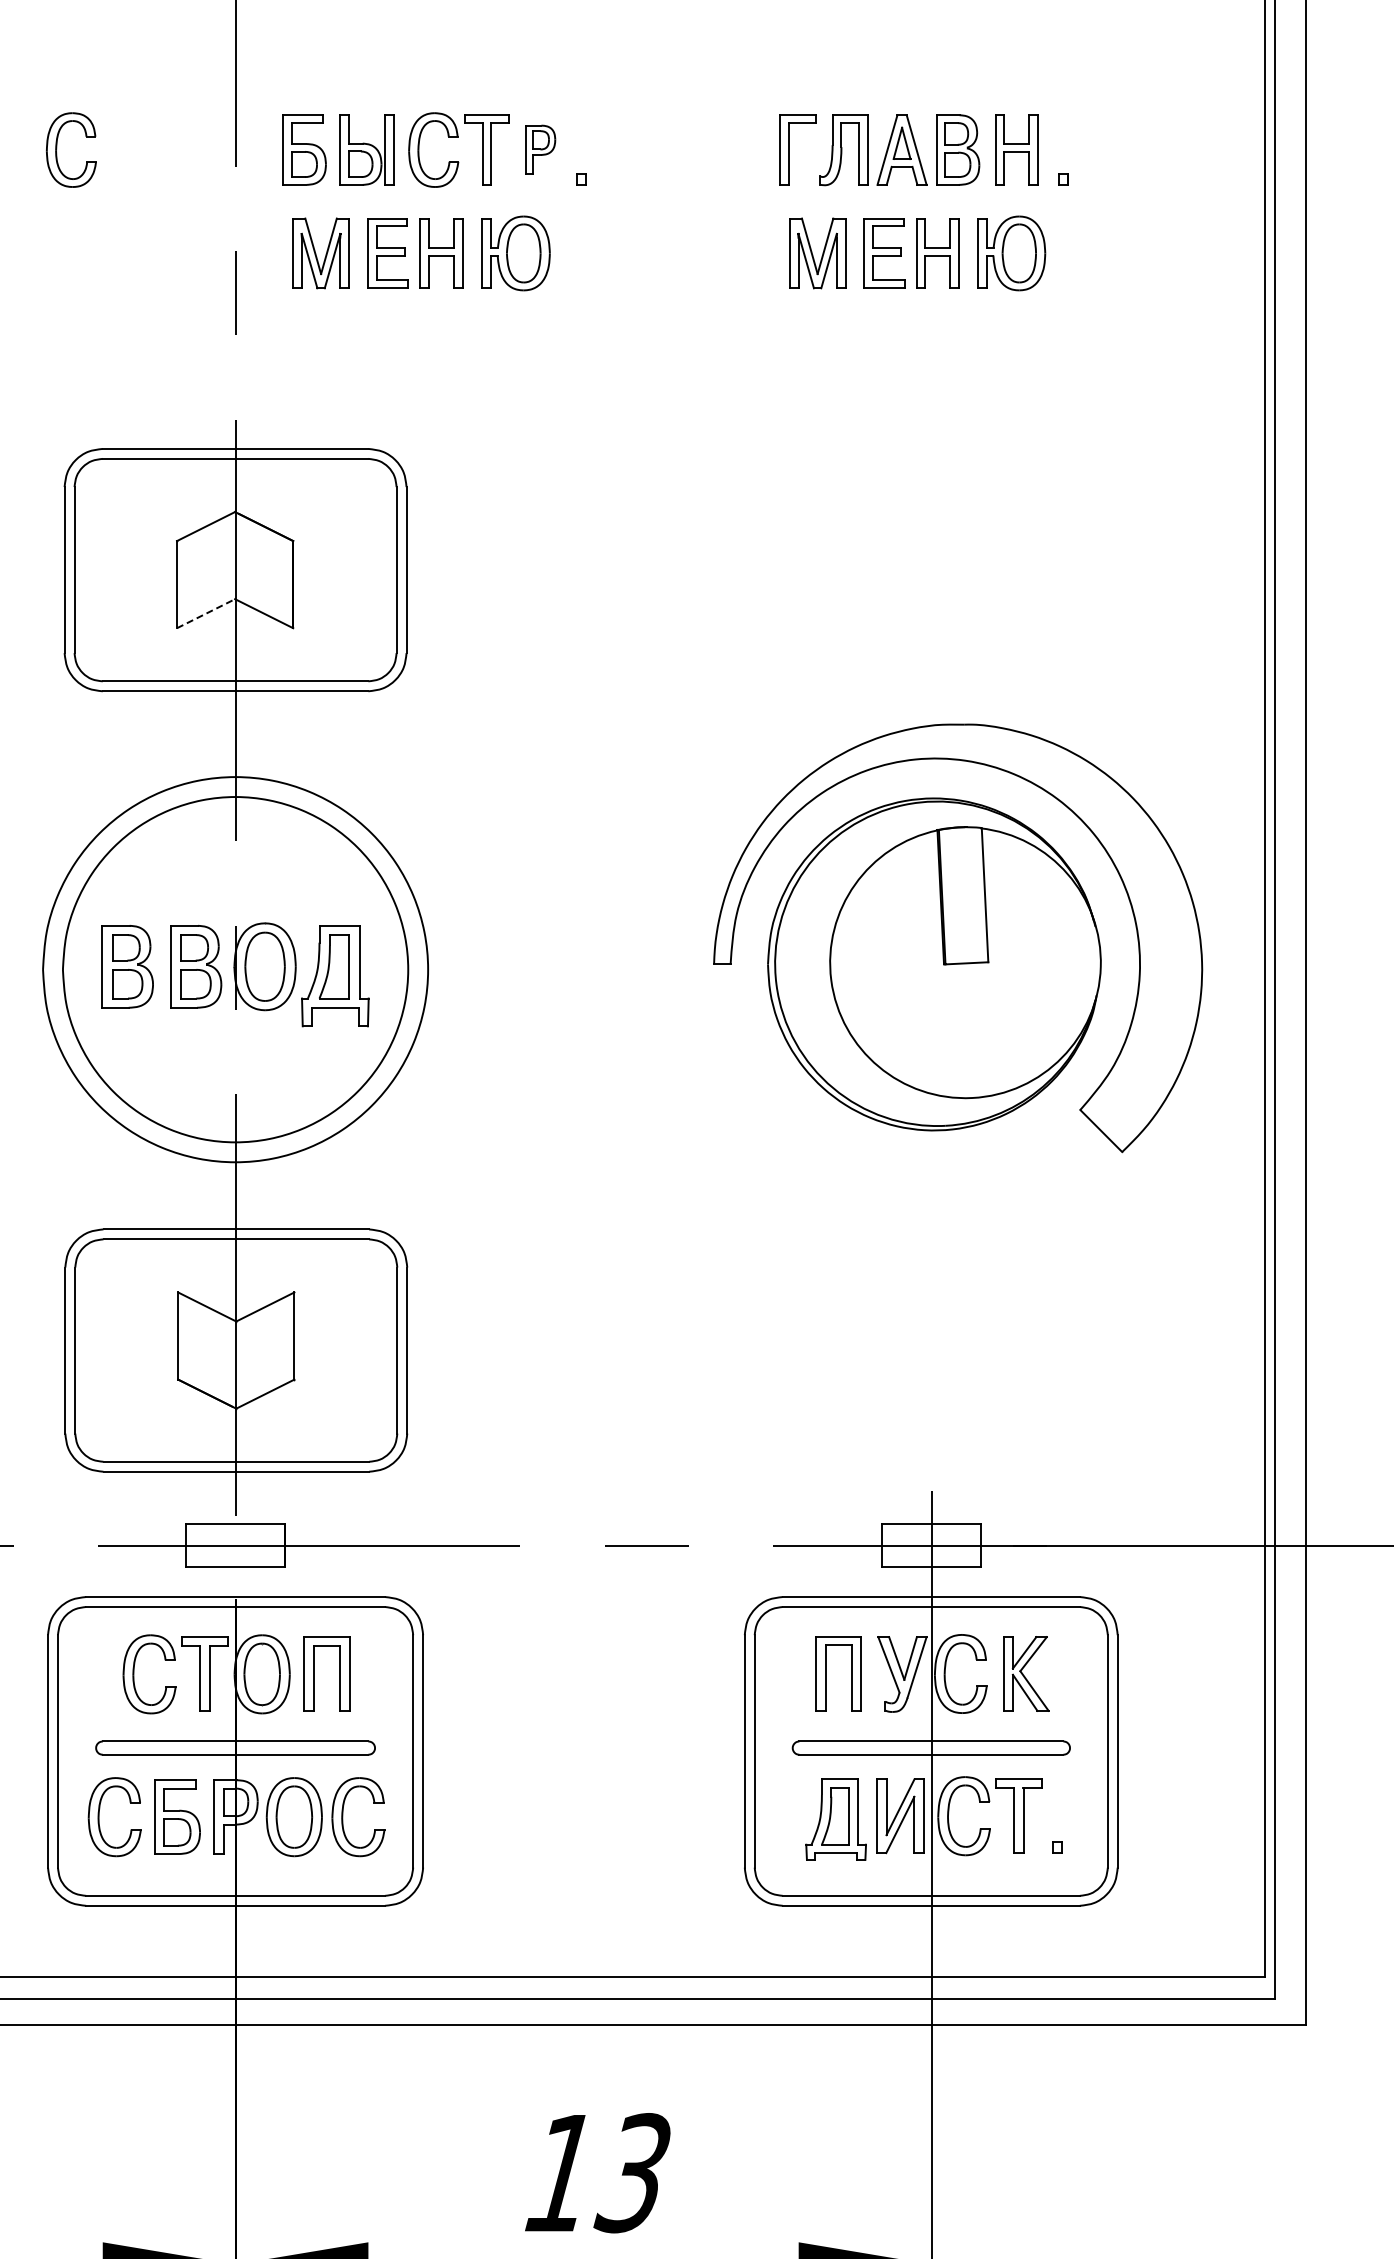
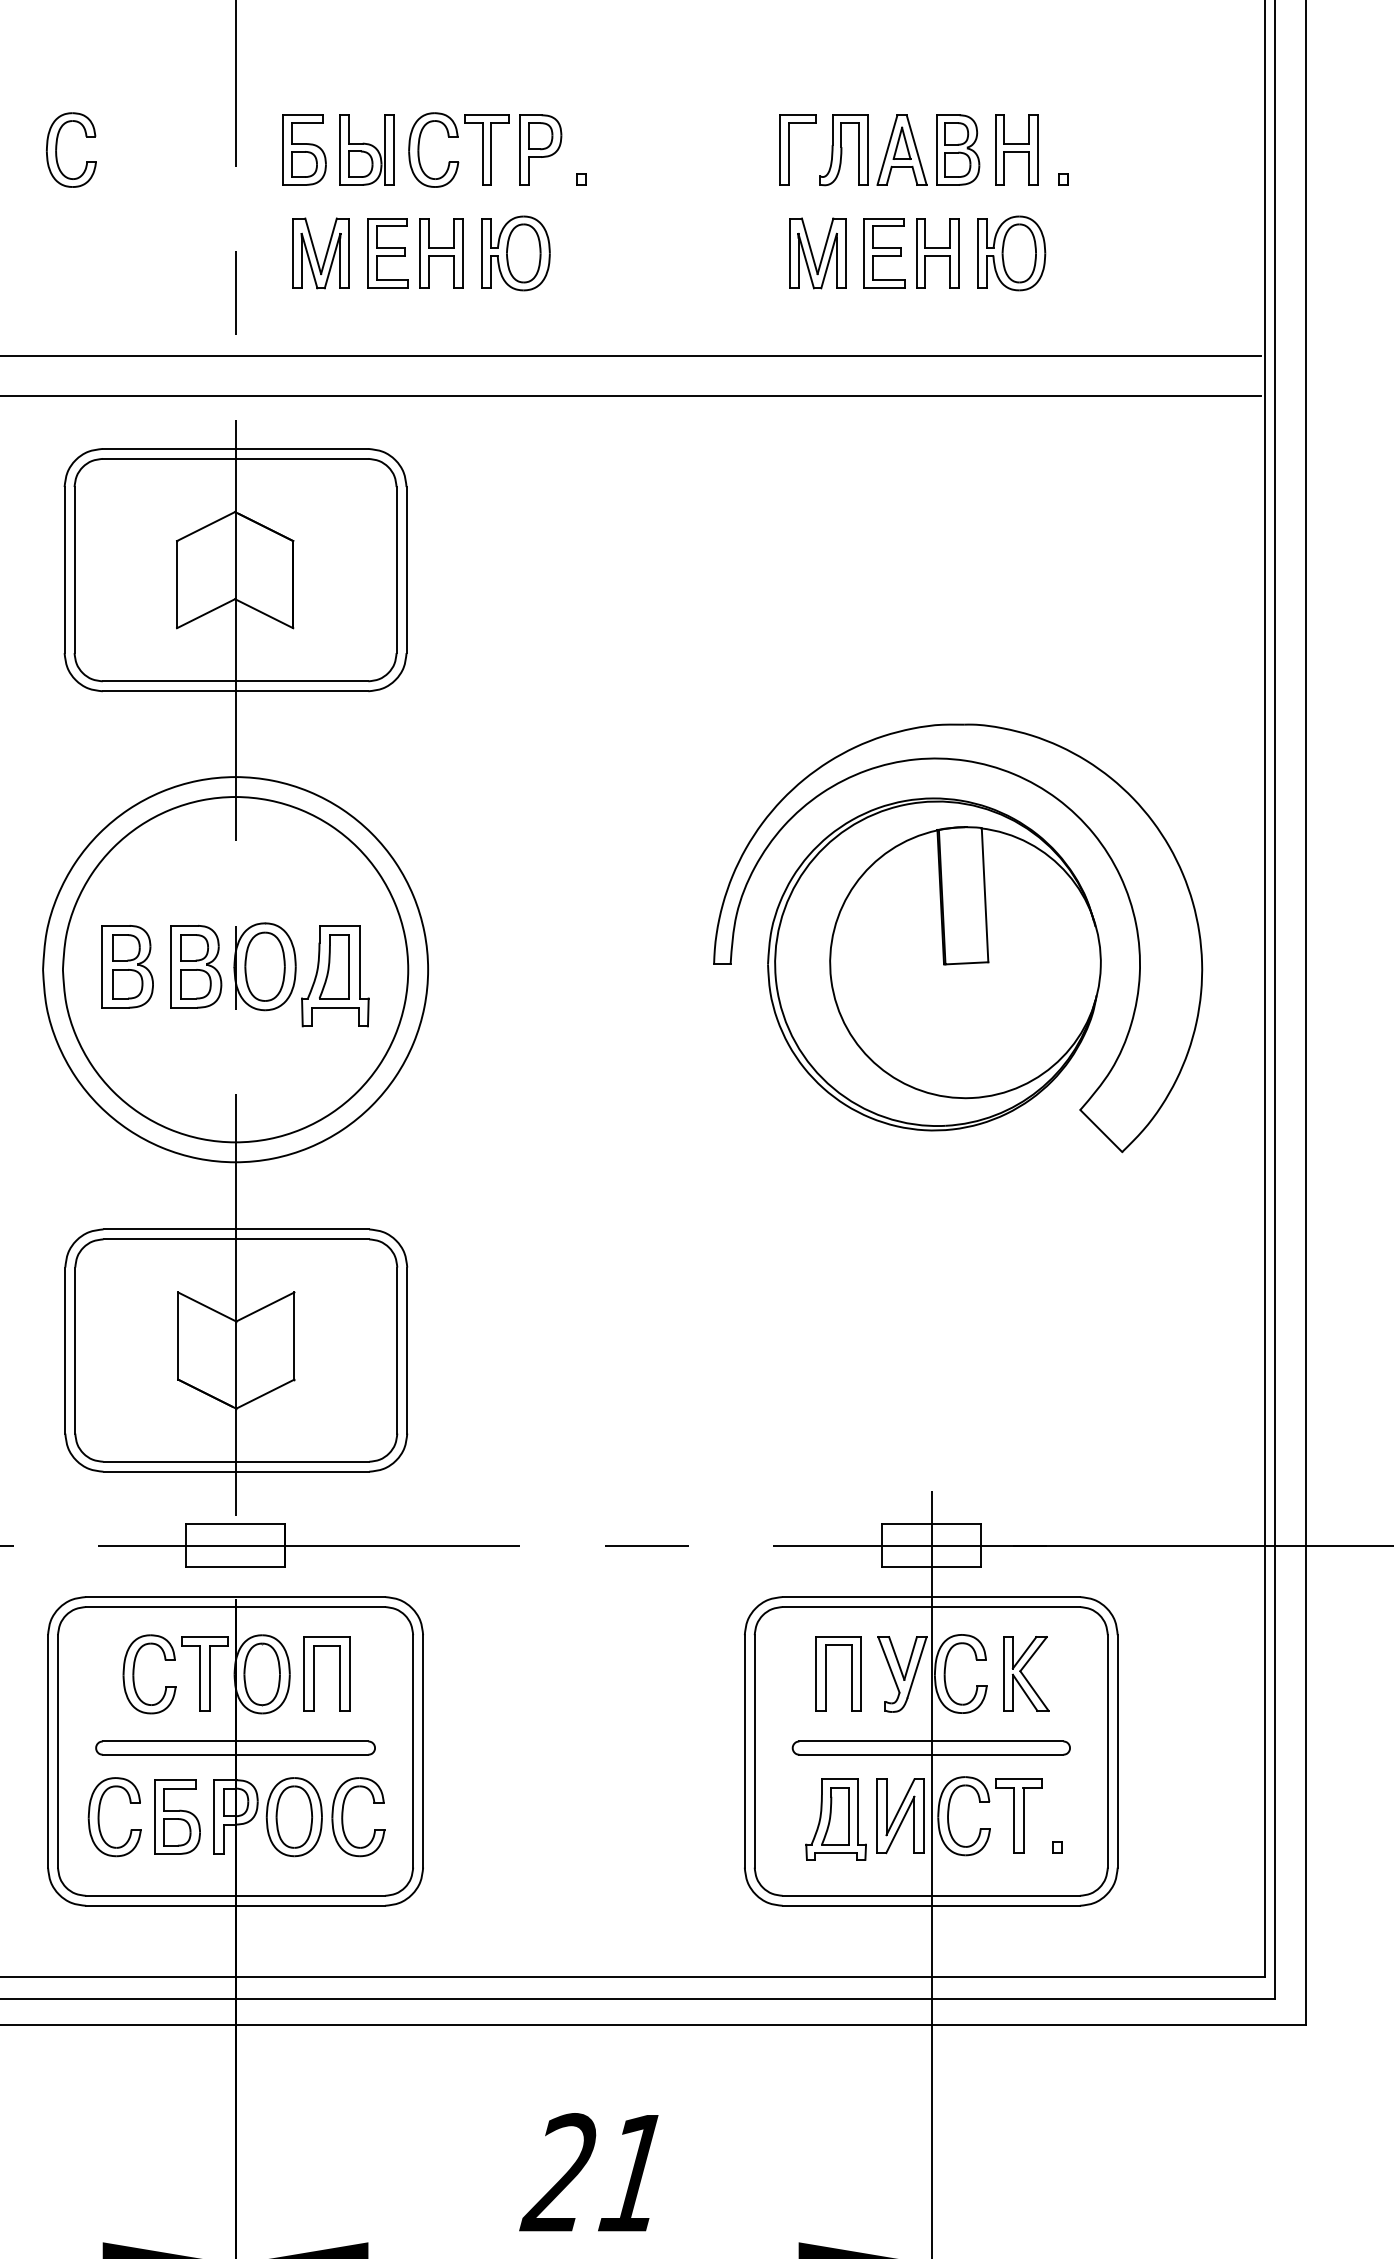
part size: 32x51 px -> 44x72 px (540, 149)
line: none -> present (631, 355)
line: none -> present (631, 395)
line: dashed -> solid (206, 613)
text: 13 -> 21 (594, 2173)
